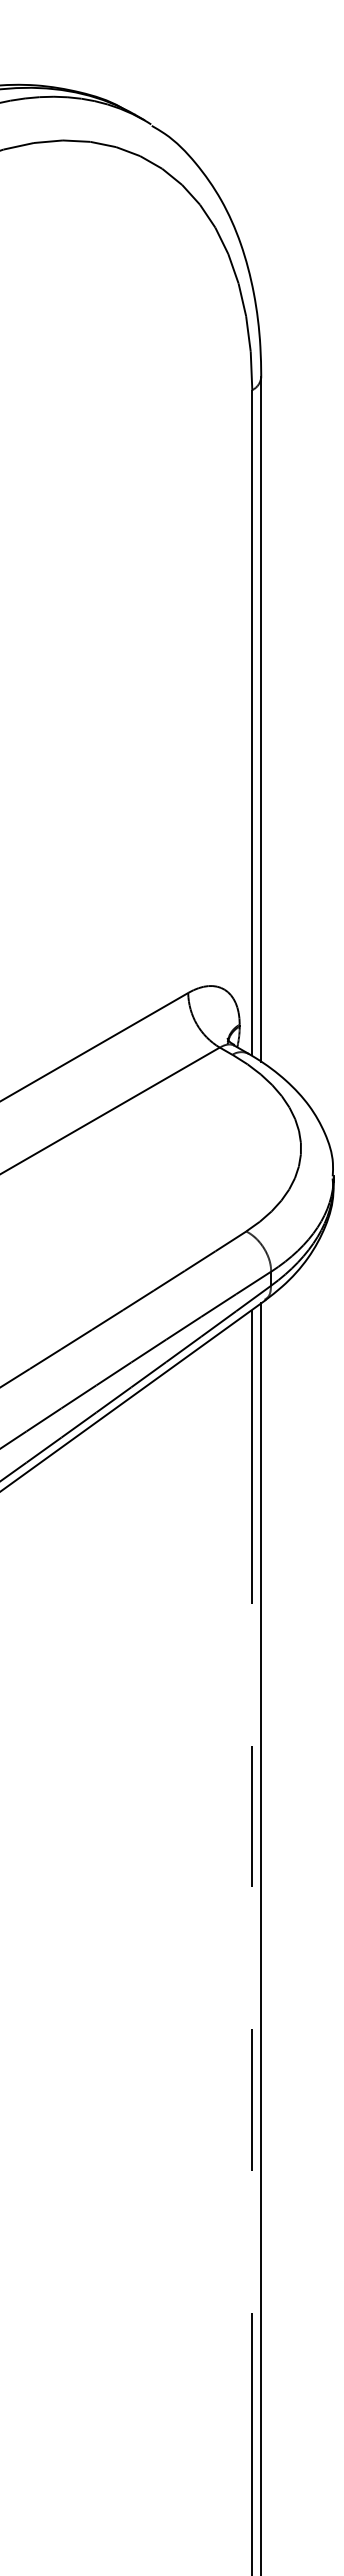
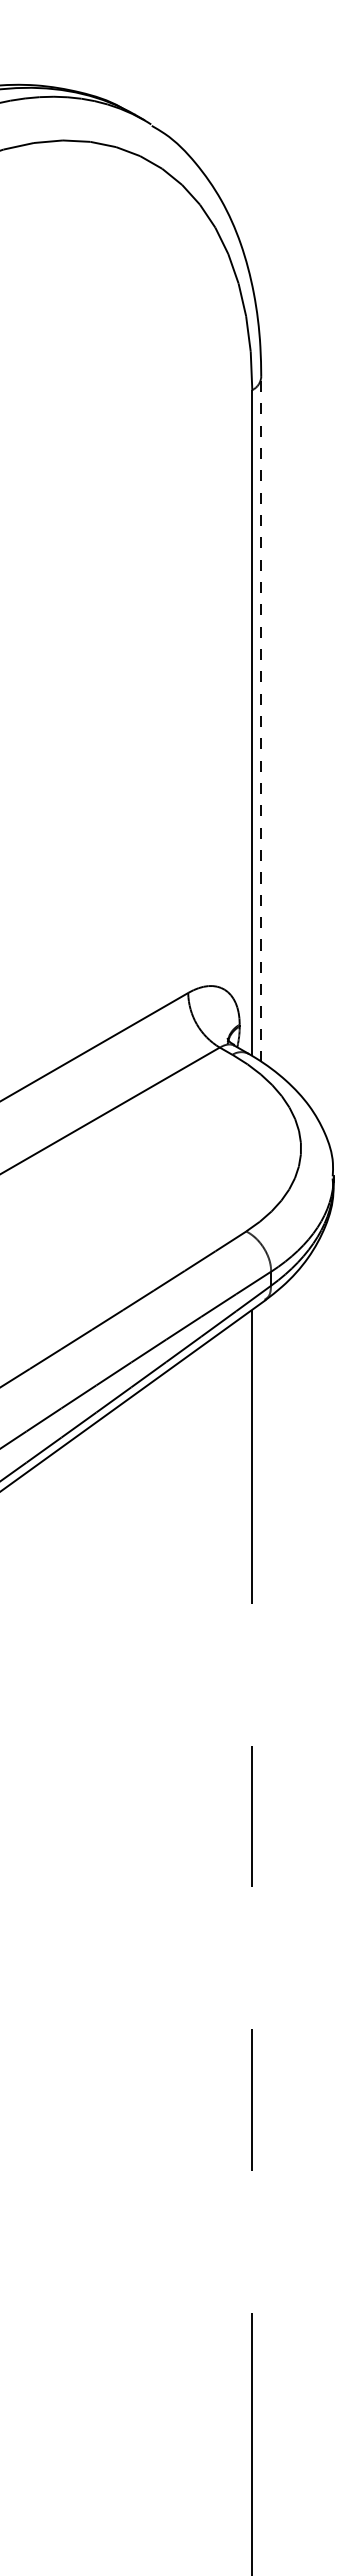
line: solid -> dashed (261, 719)
line: present -> none (261, 1937)
